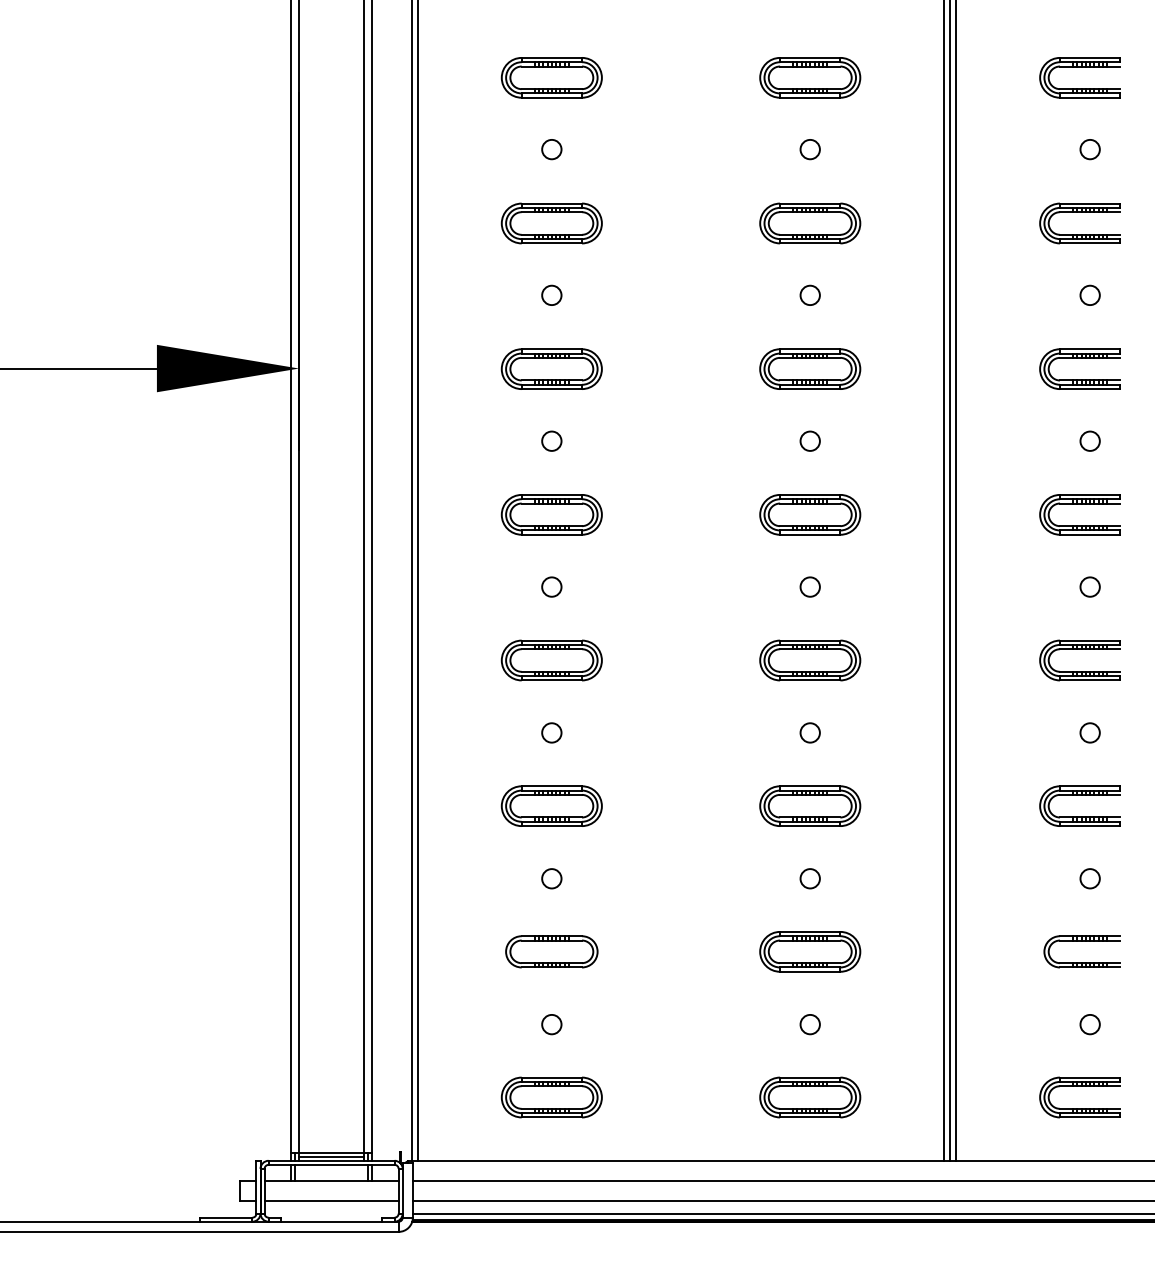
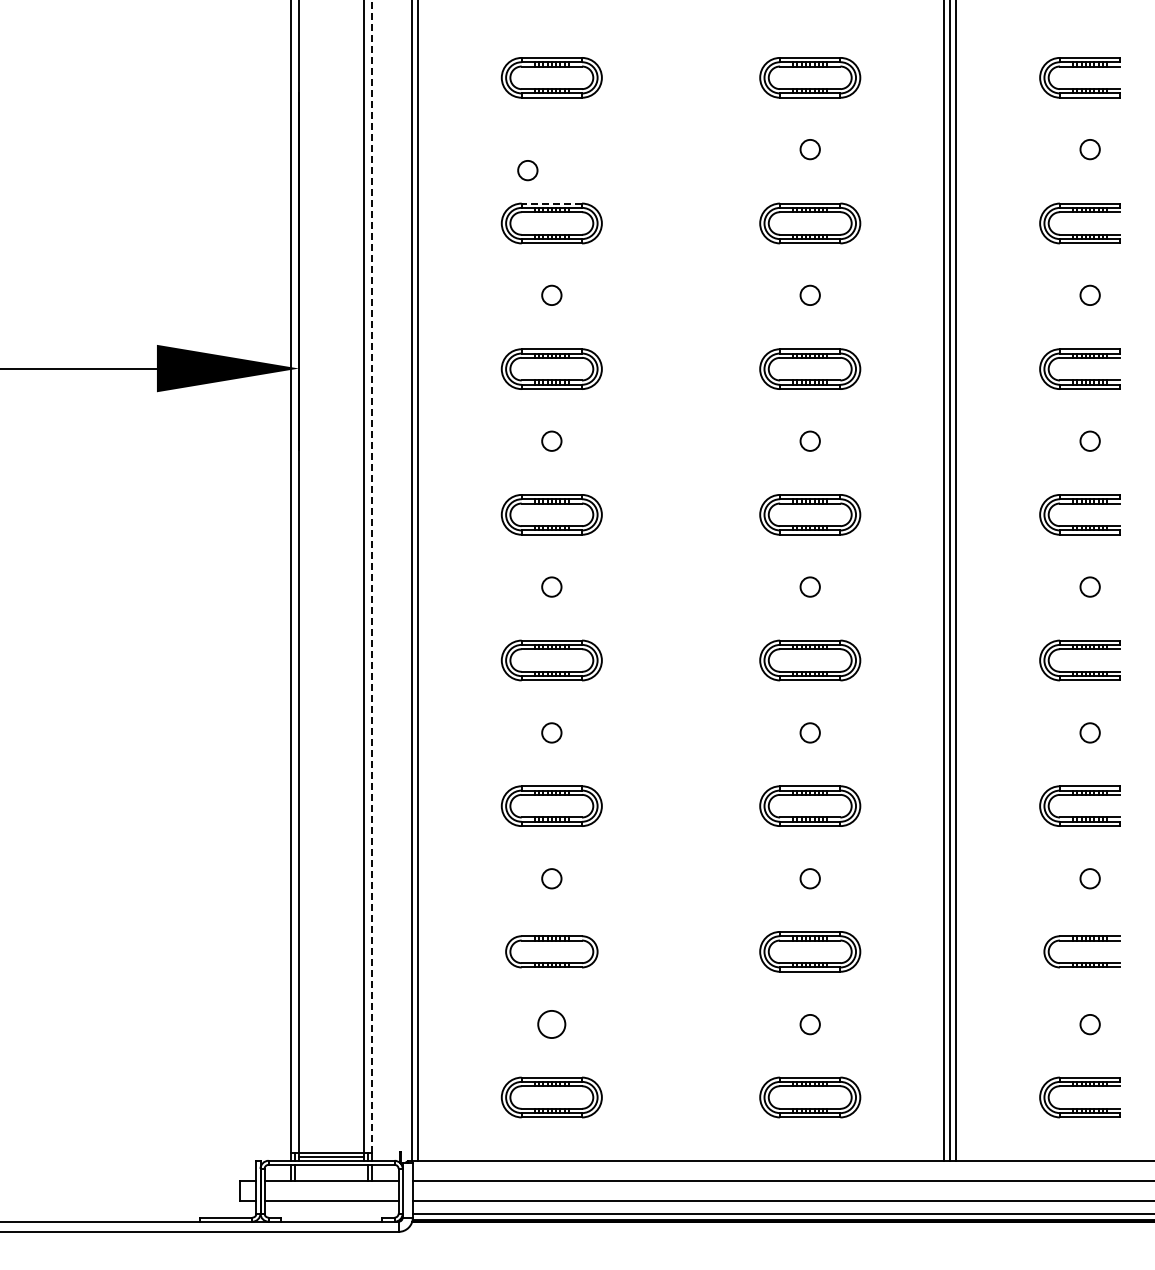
circle position: (551, 149) -> (527, 170) (527, 170)
line: solid -> dashed (551, 203)
line: solid -> dashed (372, 576)
circle size: 22x22 px -> 30x29 px (551, 1024)
